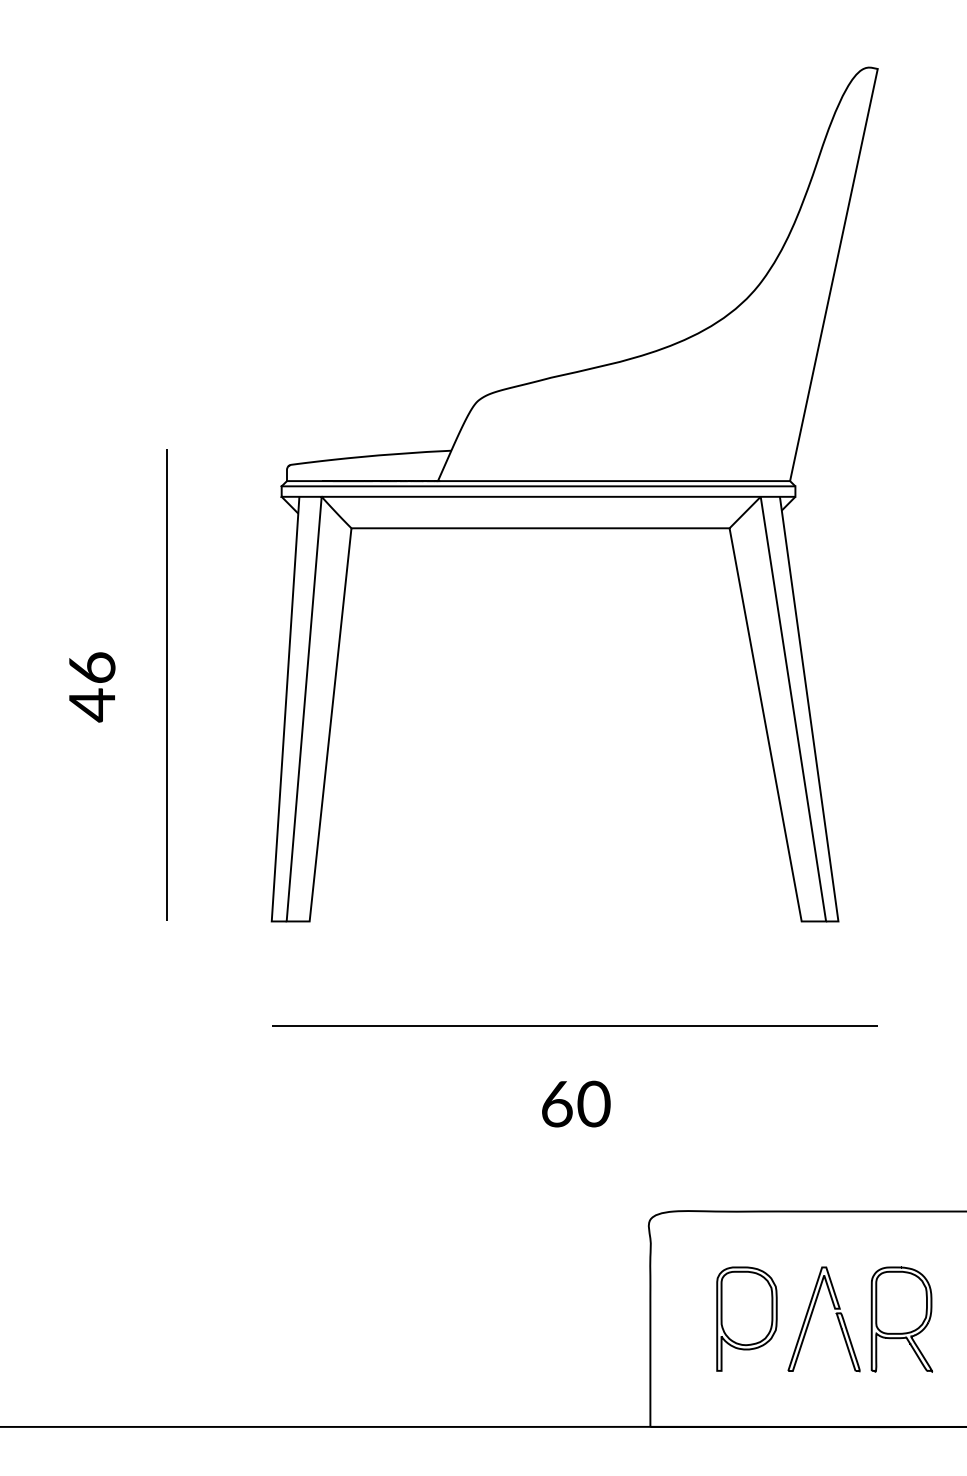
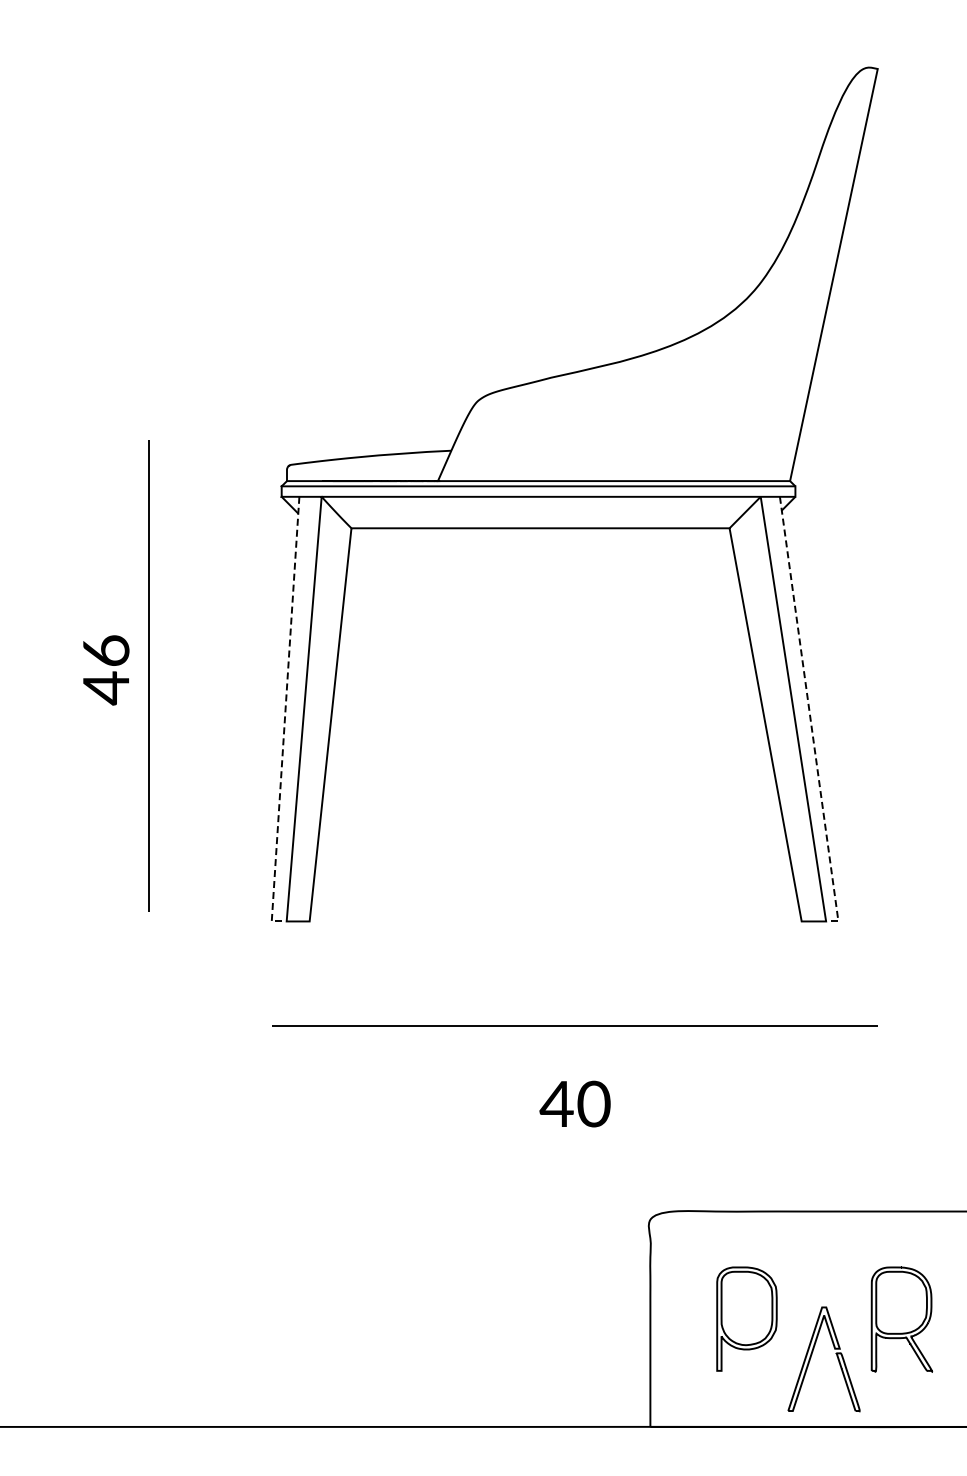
line position: (166, 684) -> (148, 675) (148, 675)
text position: (92, 687) -> (106, 670) (106, 670)
line: solid -> dashed (810, 716)
line: solid -> dashed (285, 717)
text: 60 -> 40 (556, 1104)
part position: (812, 1314) -> (812, 1354) (812, 1354)
